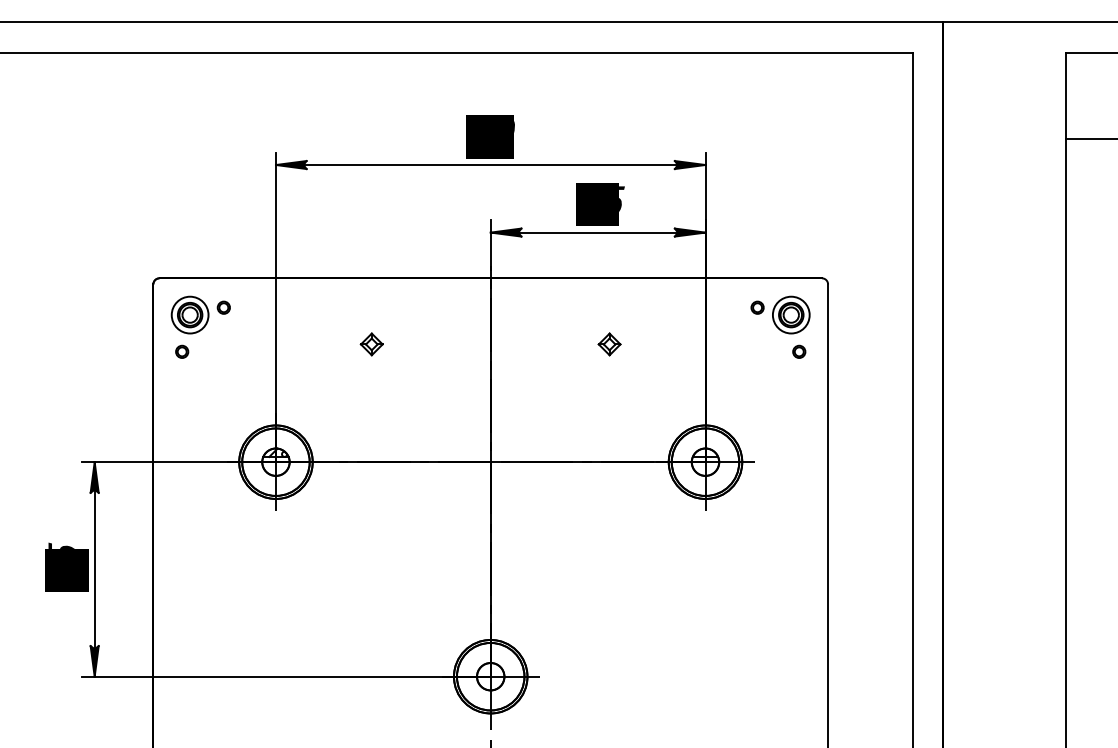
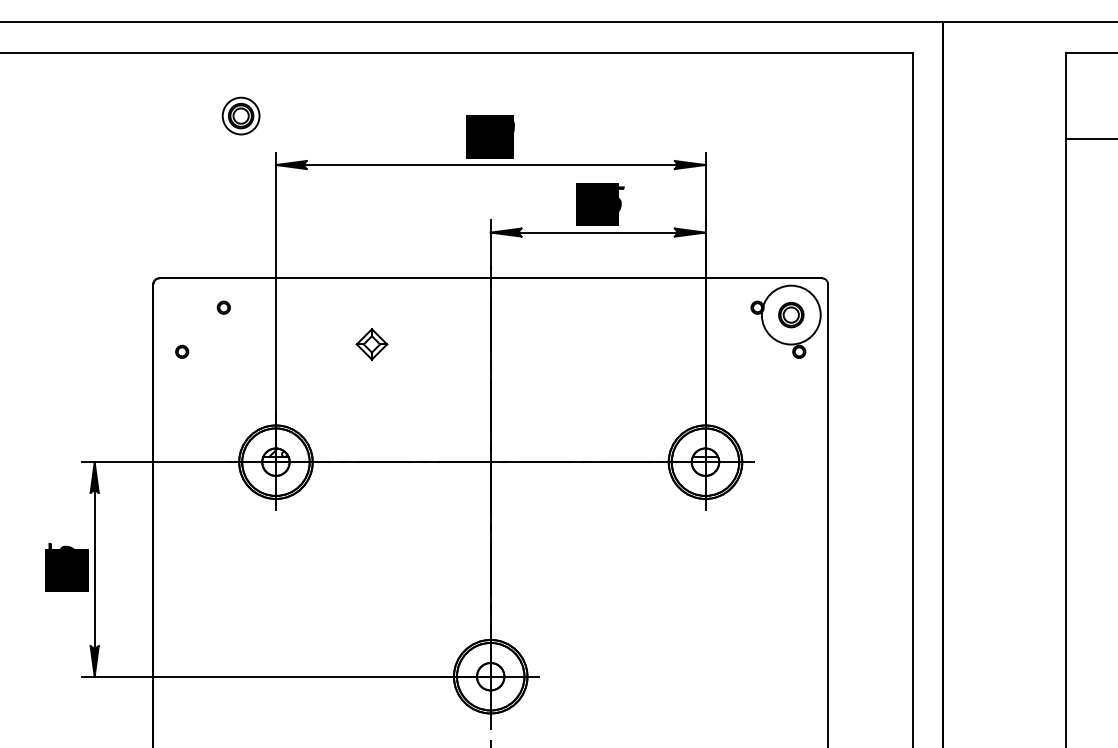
part position: (189, 314) -> (240, 115) (240, 115)
circle diameter: 37 px -> 59 px (790, 314)
part size: 25x25 px -> 34x33 px (371, 344)
part: present -> none (609, 344)
